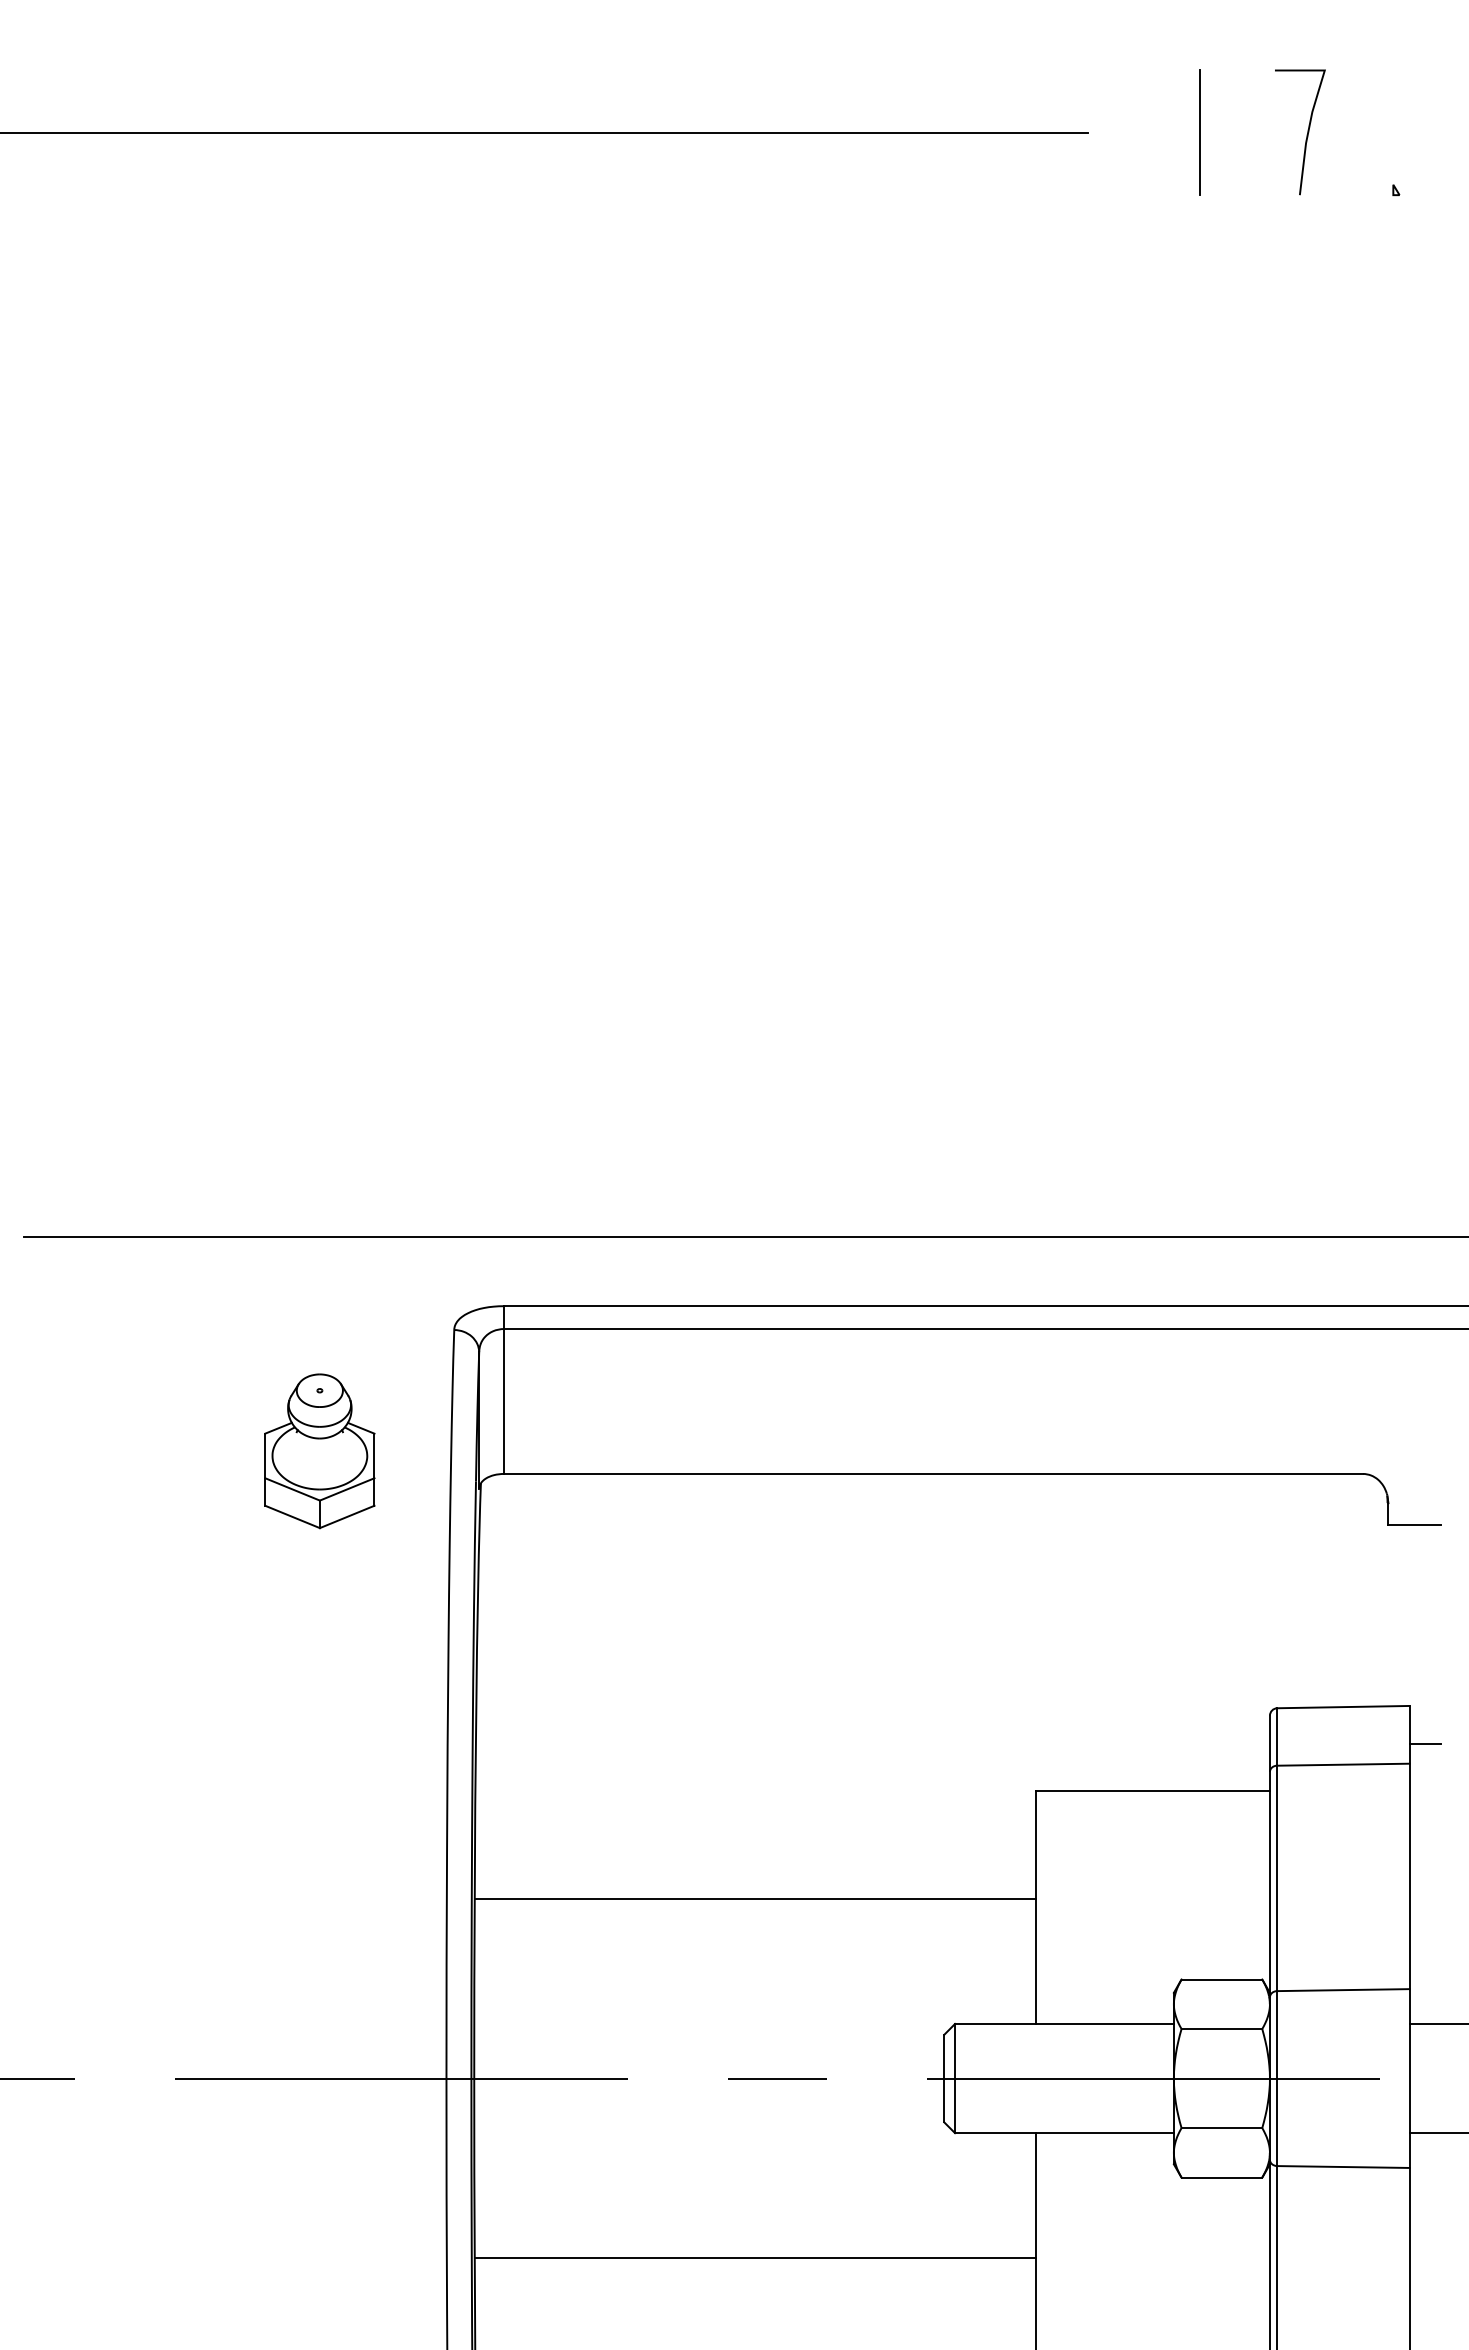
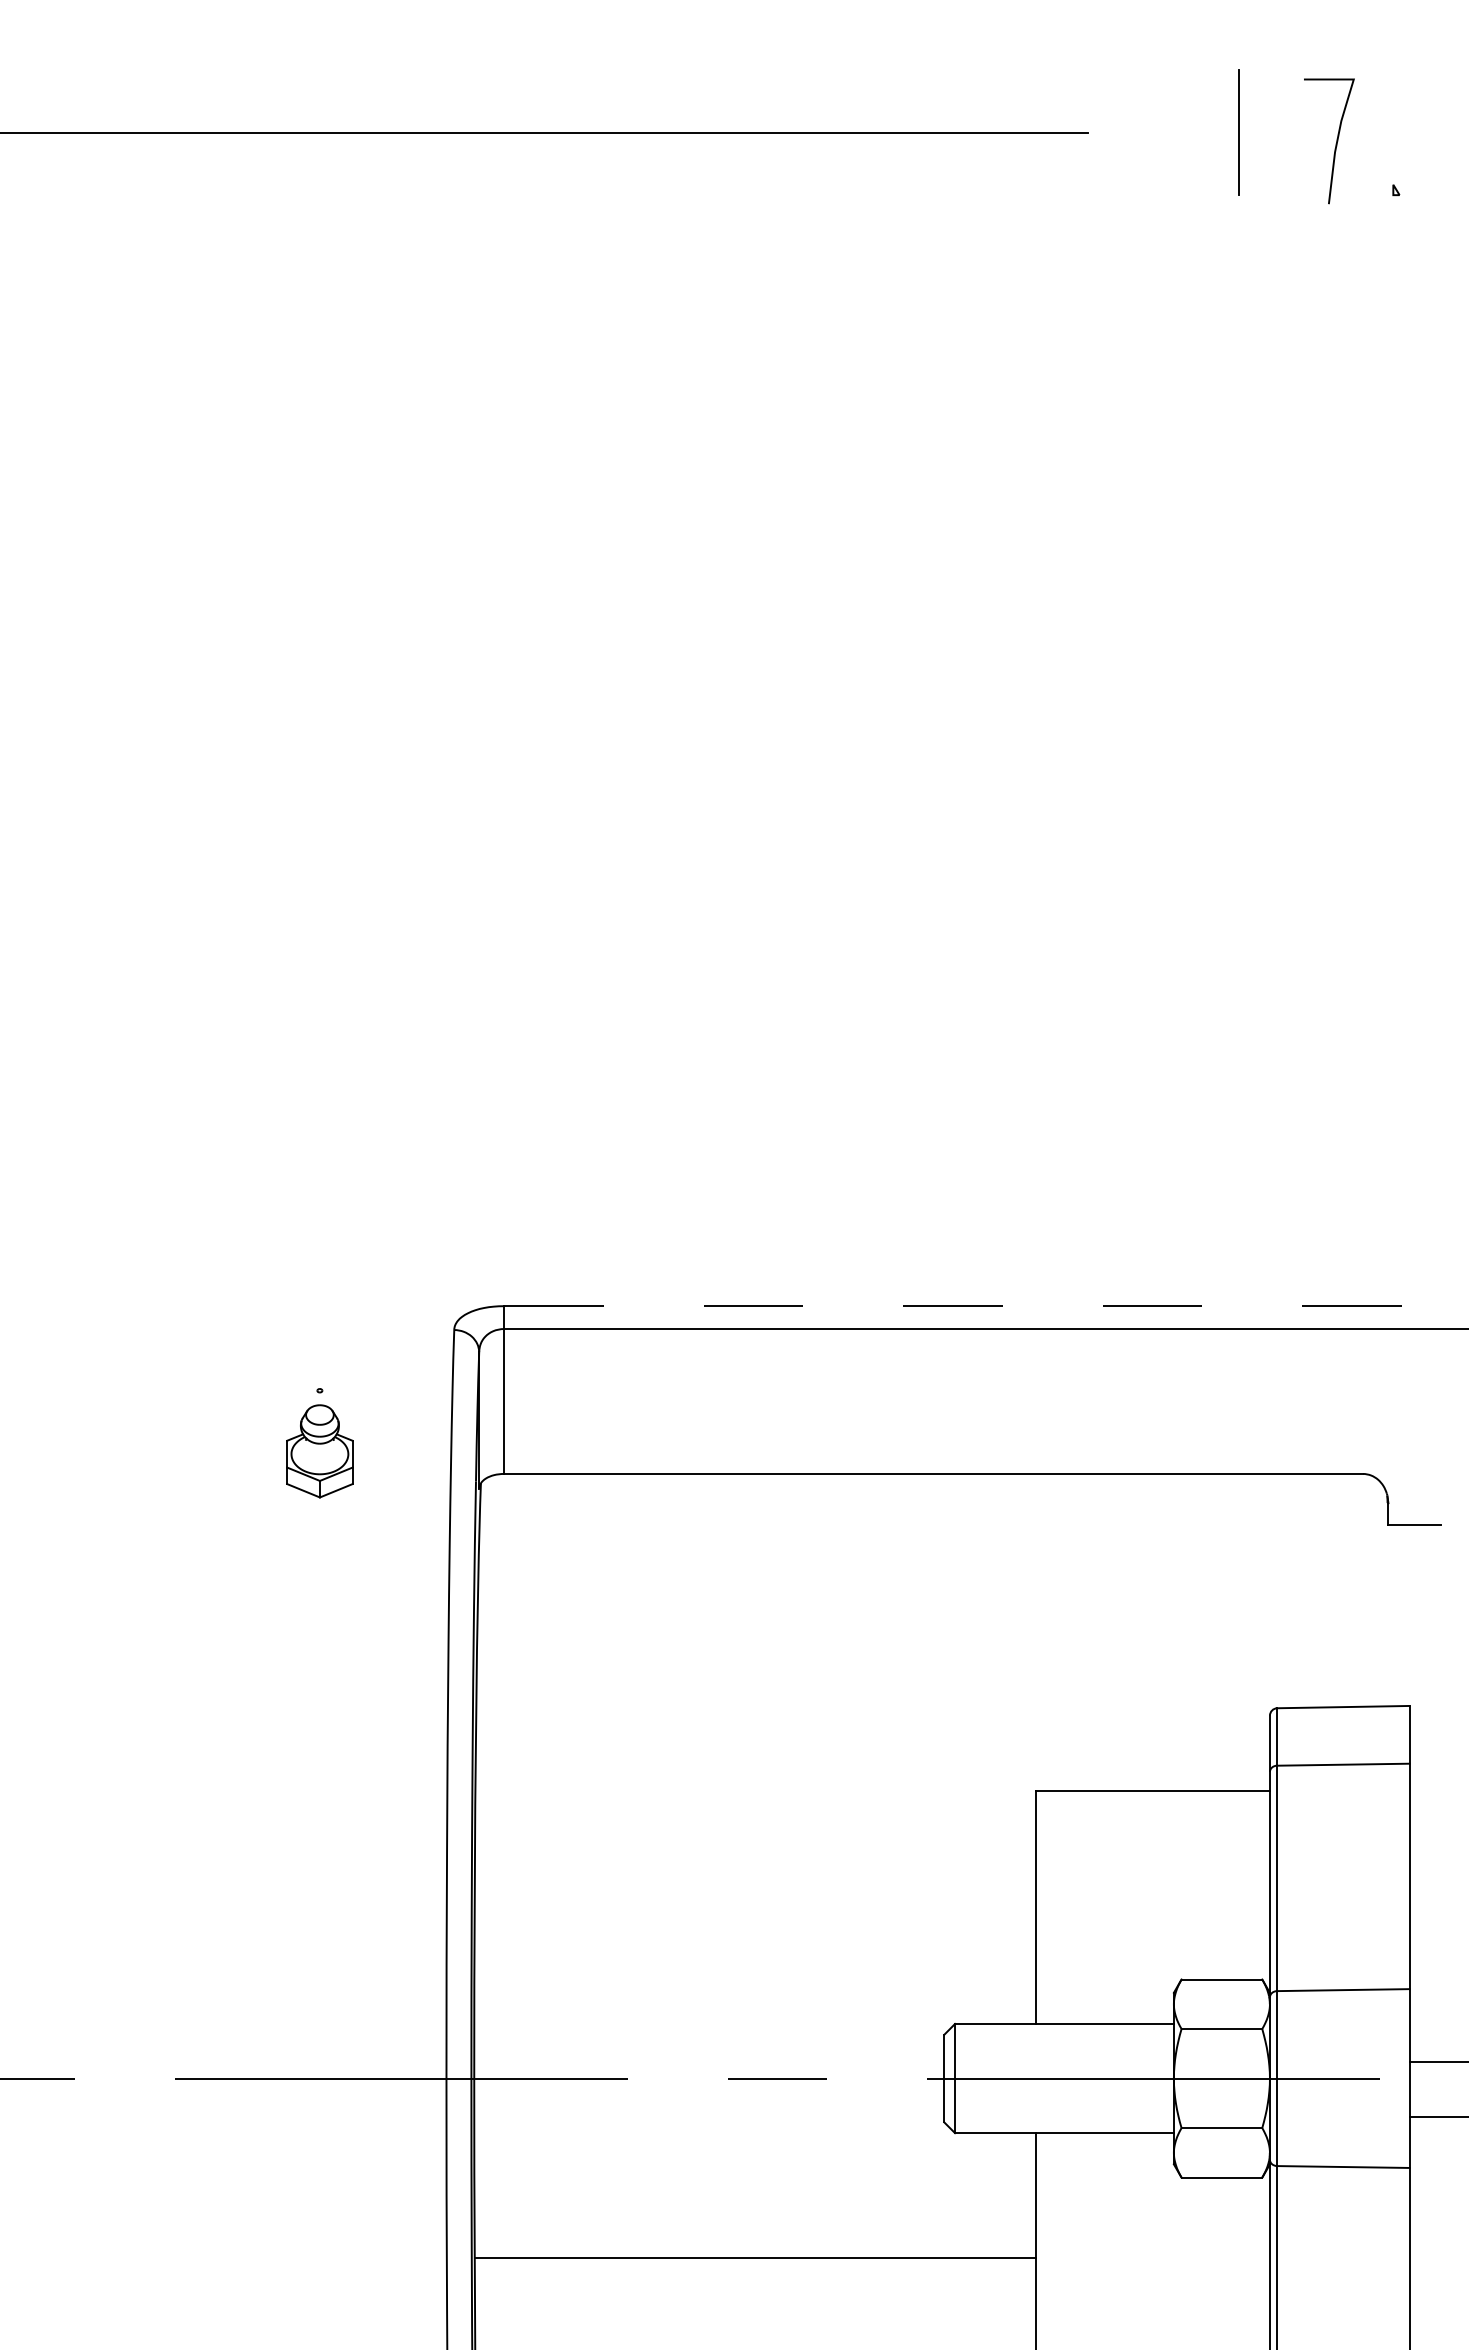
line position: (1199, 132) -> (1238, 132) (1238, 132)
curve position: (1306, 134) -> (1335, 143) (1335, 143)
line: present -> none (744, 1236)
line: solid -> dashed (986, 1306)
part size: 112x157 px -> 68x95 px (319, 1451)
line: present -> none (1424, 1743)
line: present -> none (754, 1899)
line position: (1437, 2023) -> (1437, 2061) (1437, 2061)
line position: (1437, 2133) -> (1437, 2117) (1437, 2117)
